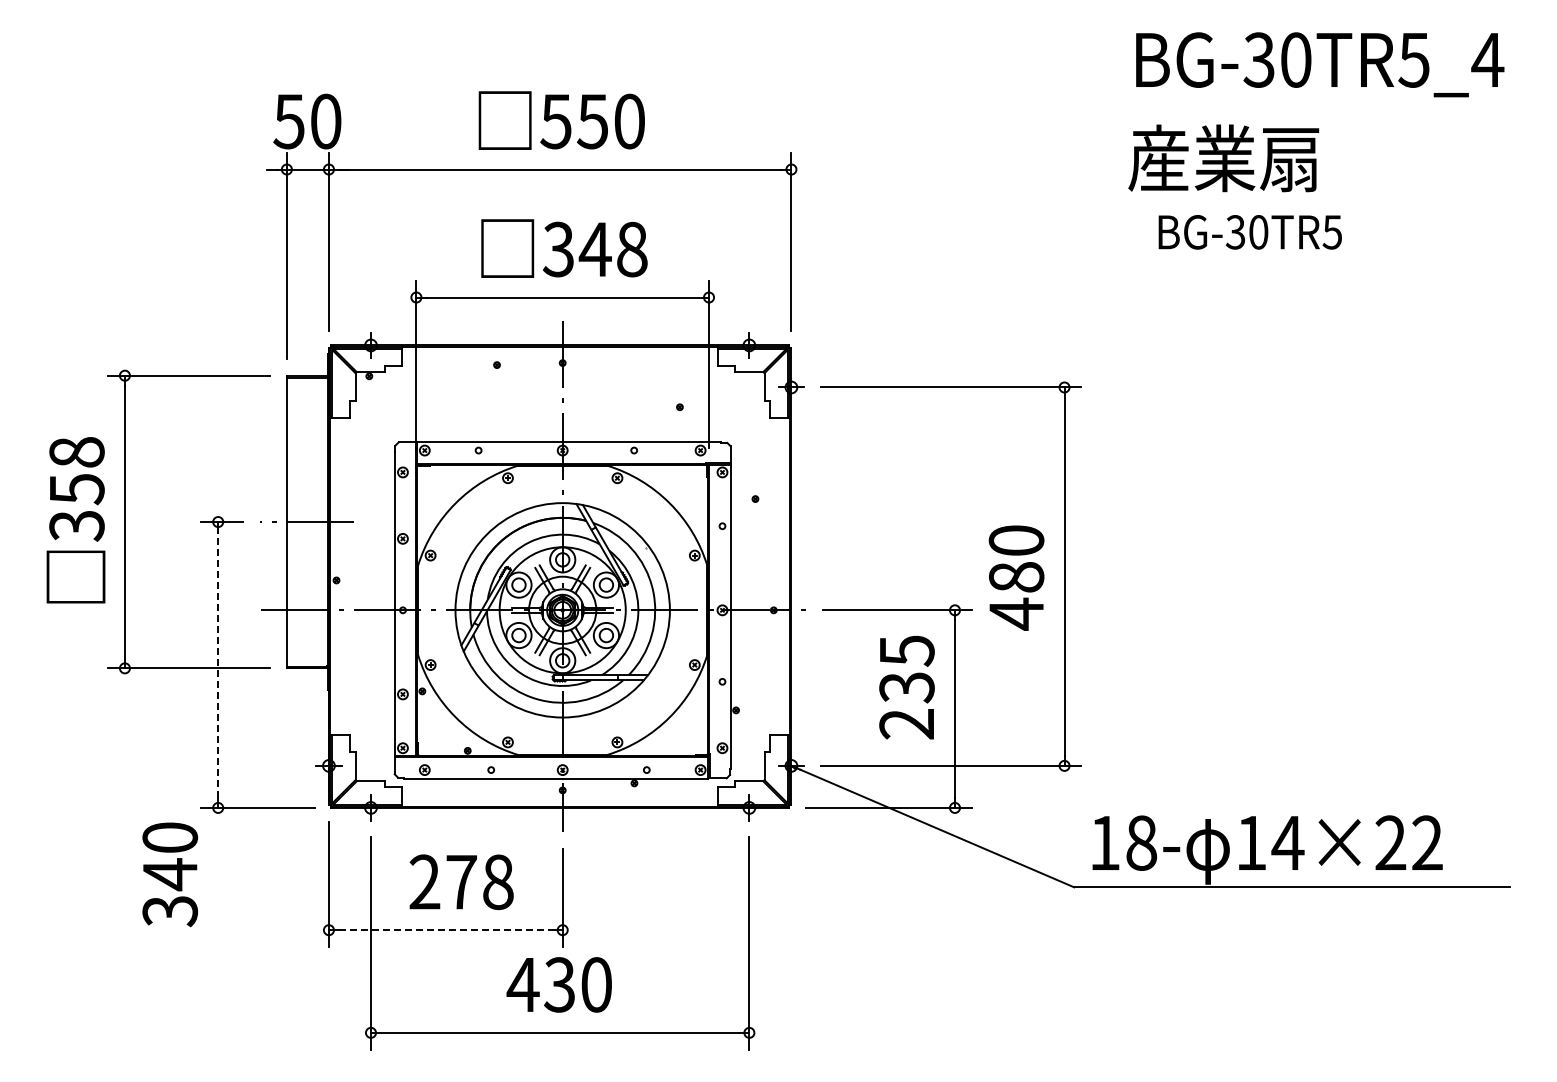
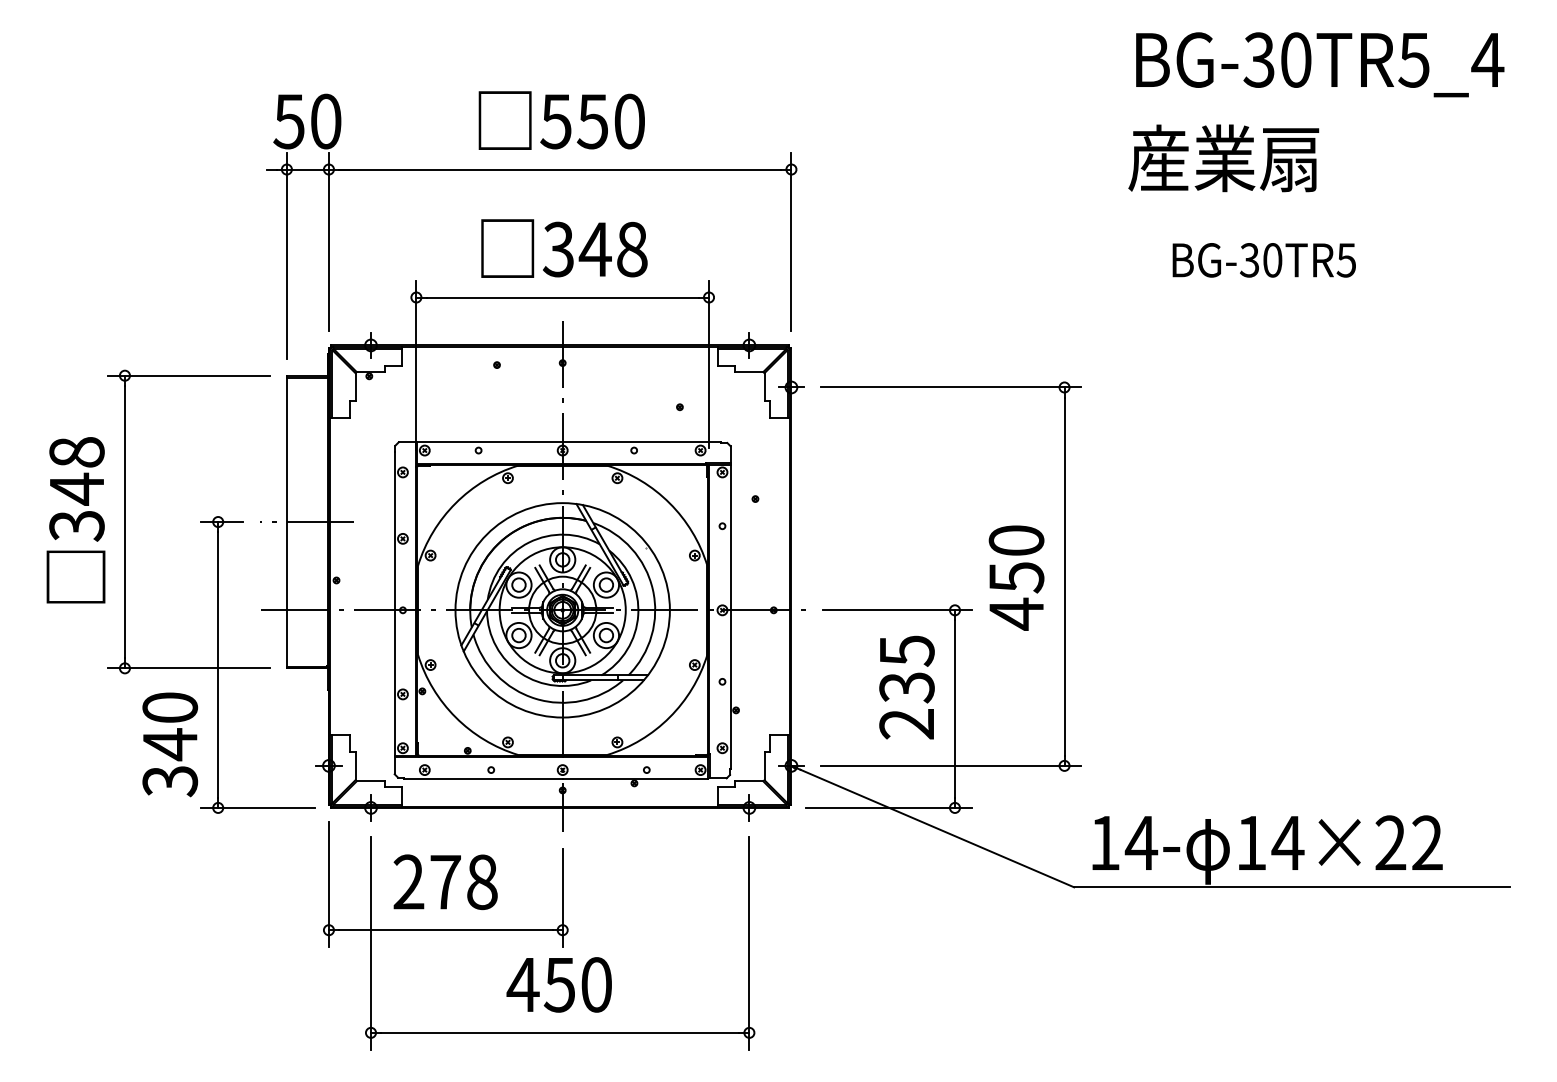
text position: (1249, 232) -> (1263, 260) (1263, 260)
text: 358 -> 348 (77, 488)
text: 480 -> 450 (1016, 577)
line: dashed -> solid (218, 664)
text: 18- -> 14- (1141, 842)
text position: (170, 874) -> (170, 744) (170, 744)
text position: (461, 882) -> (445, 882) (445, 882)
line: dashed -> solid (445, 930)
text: 430 -> 450 (559, 984)
